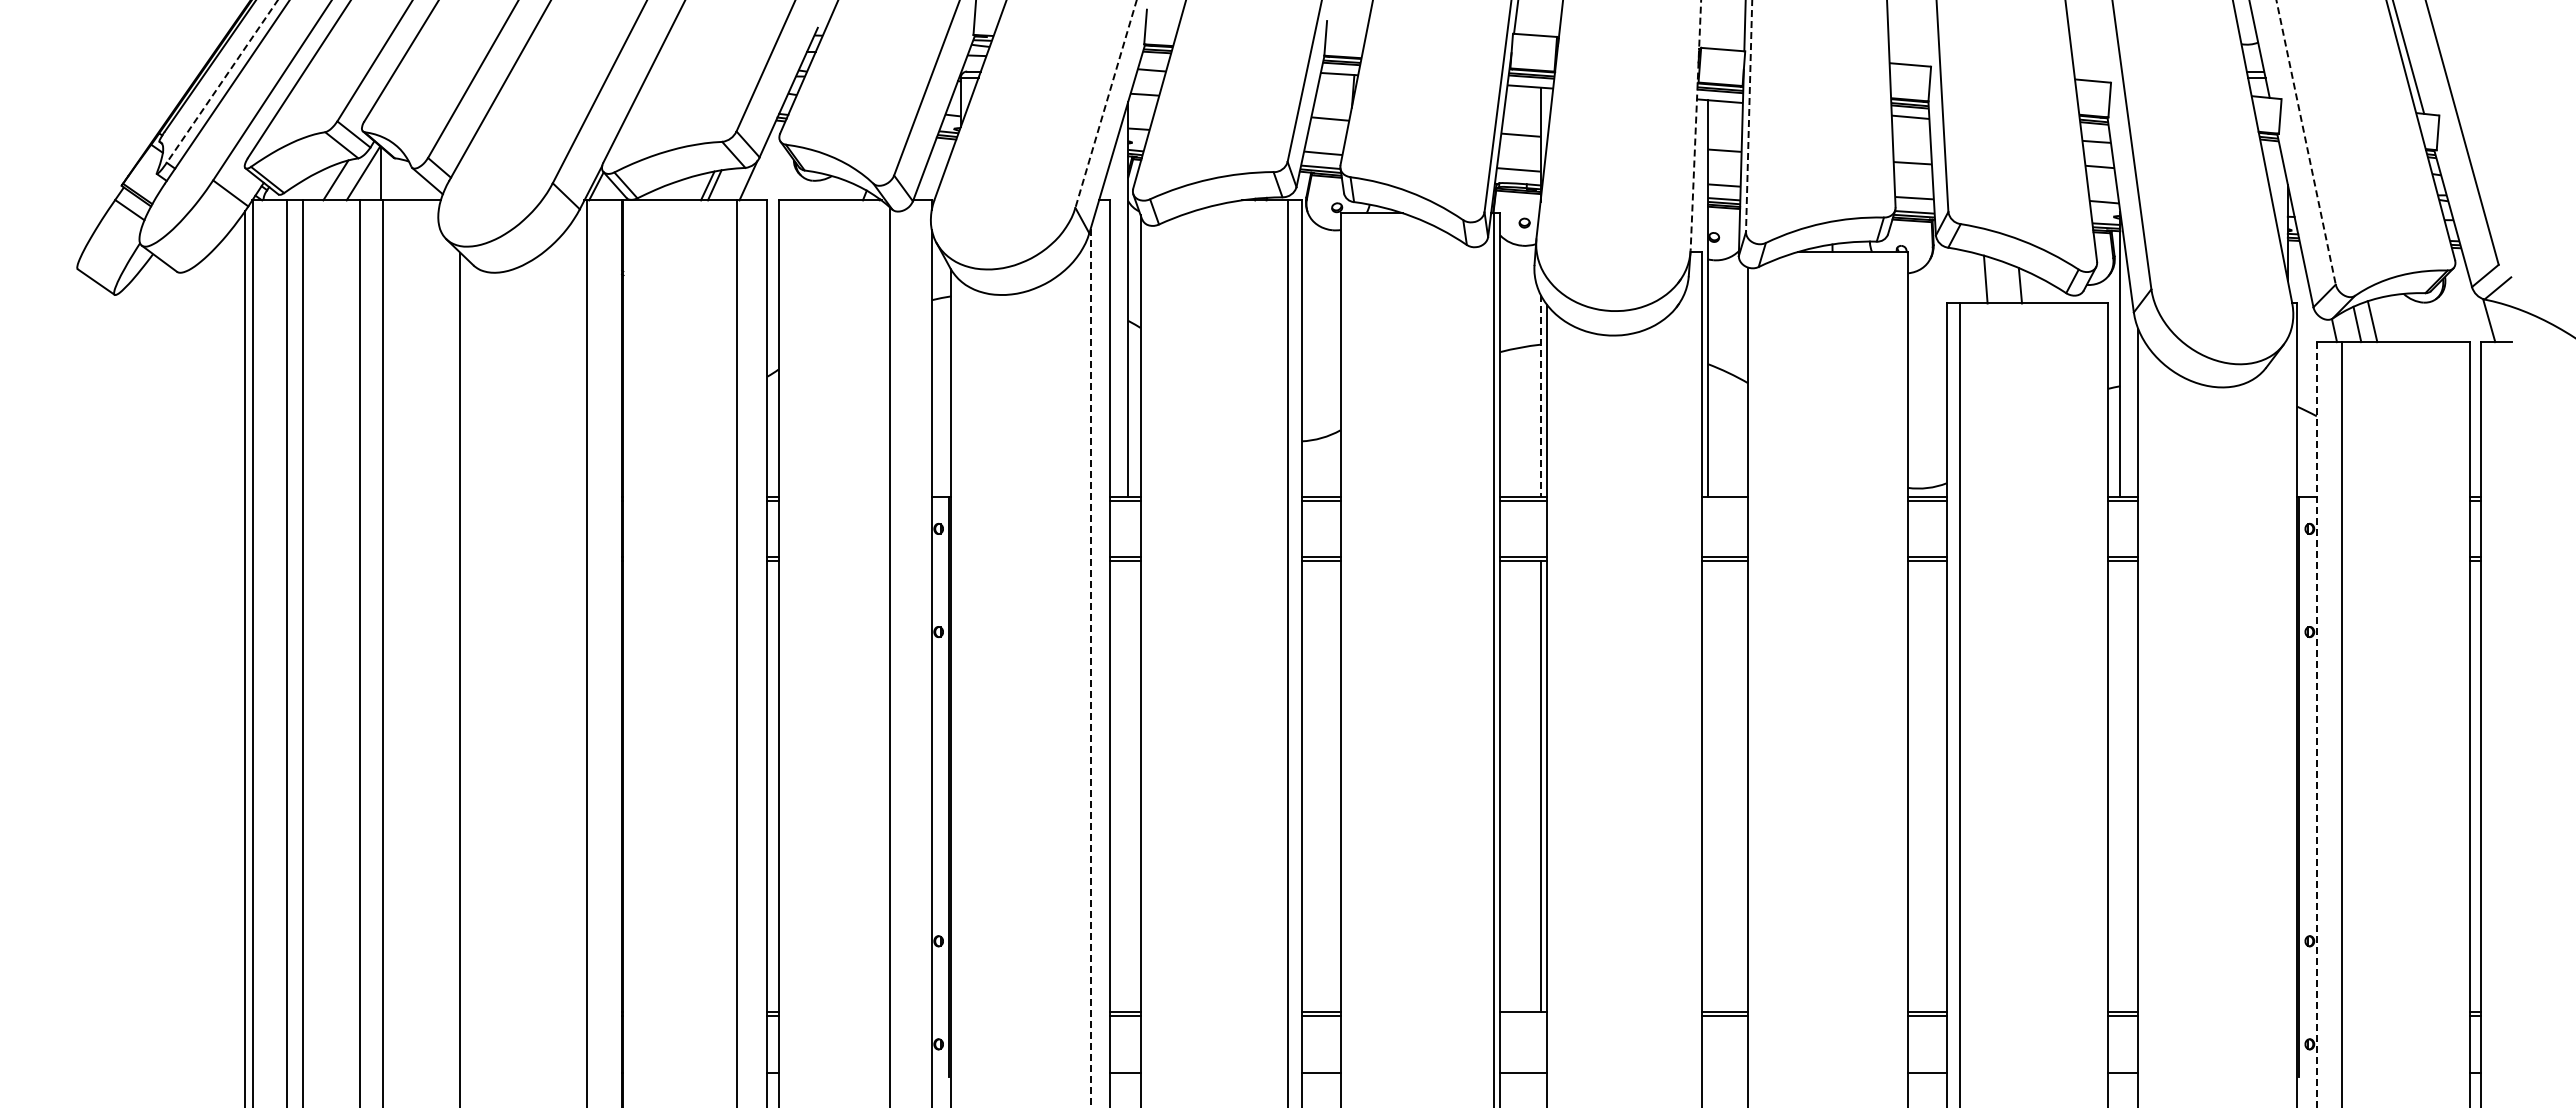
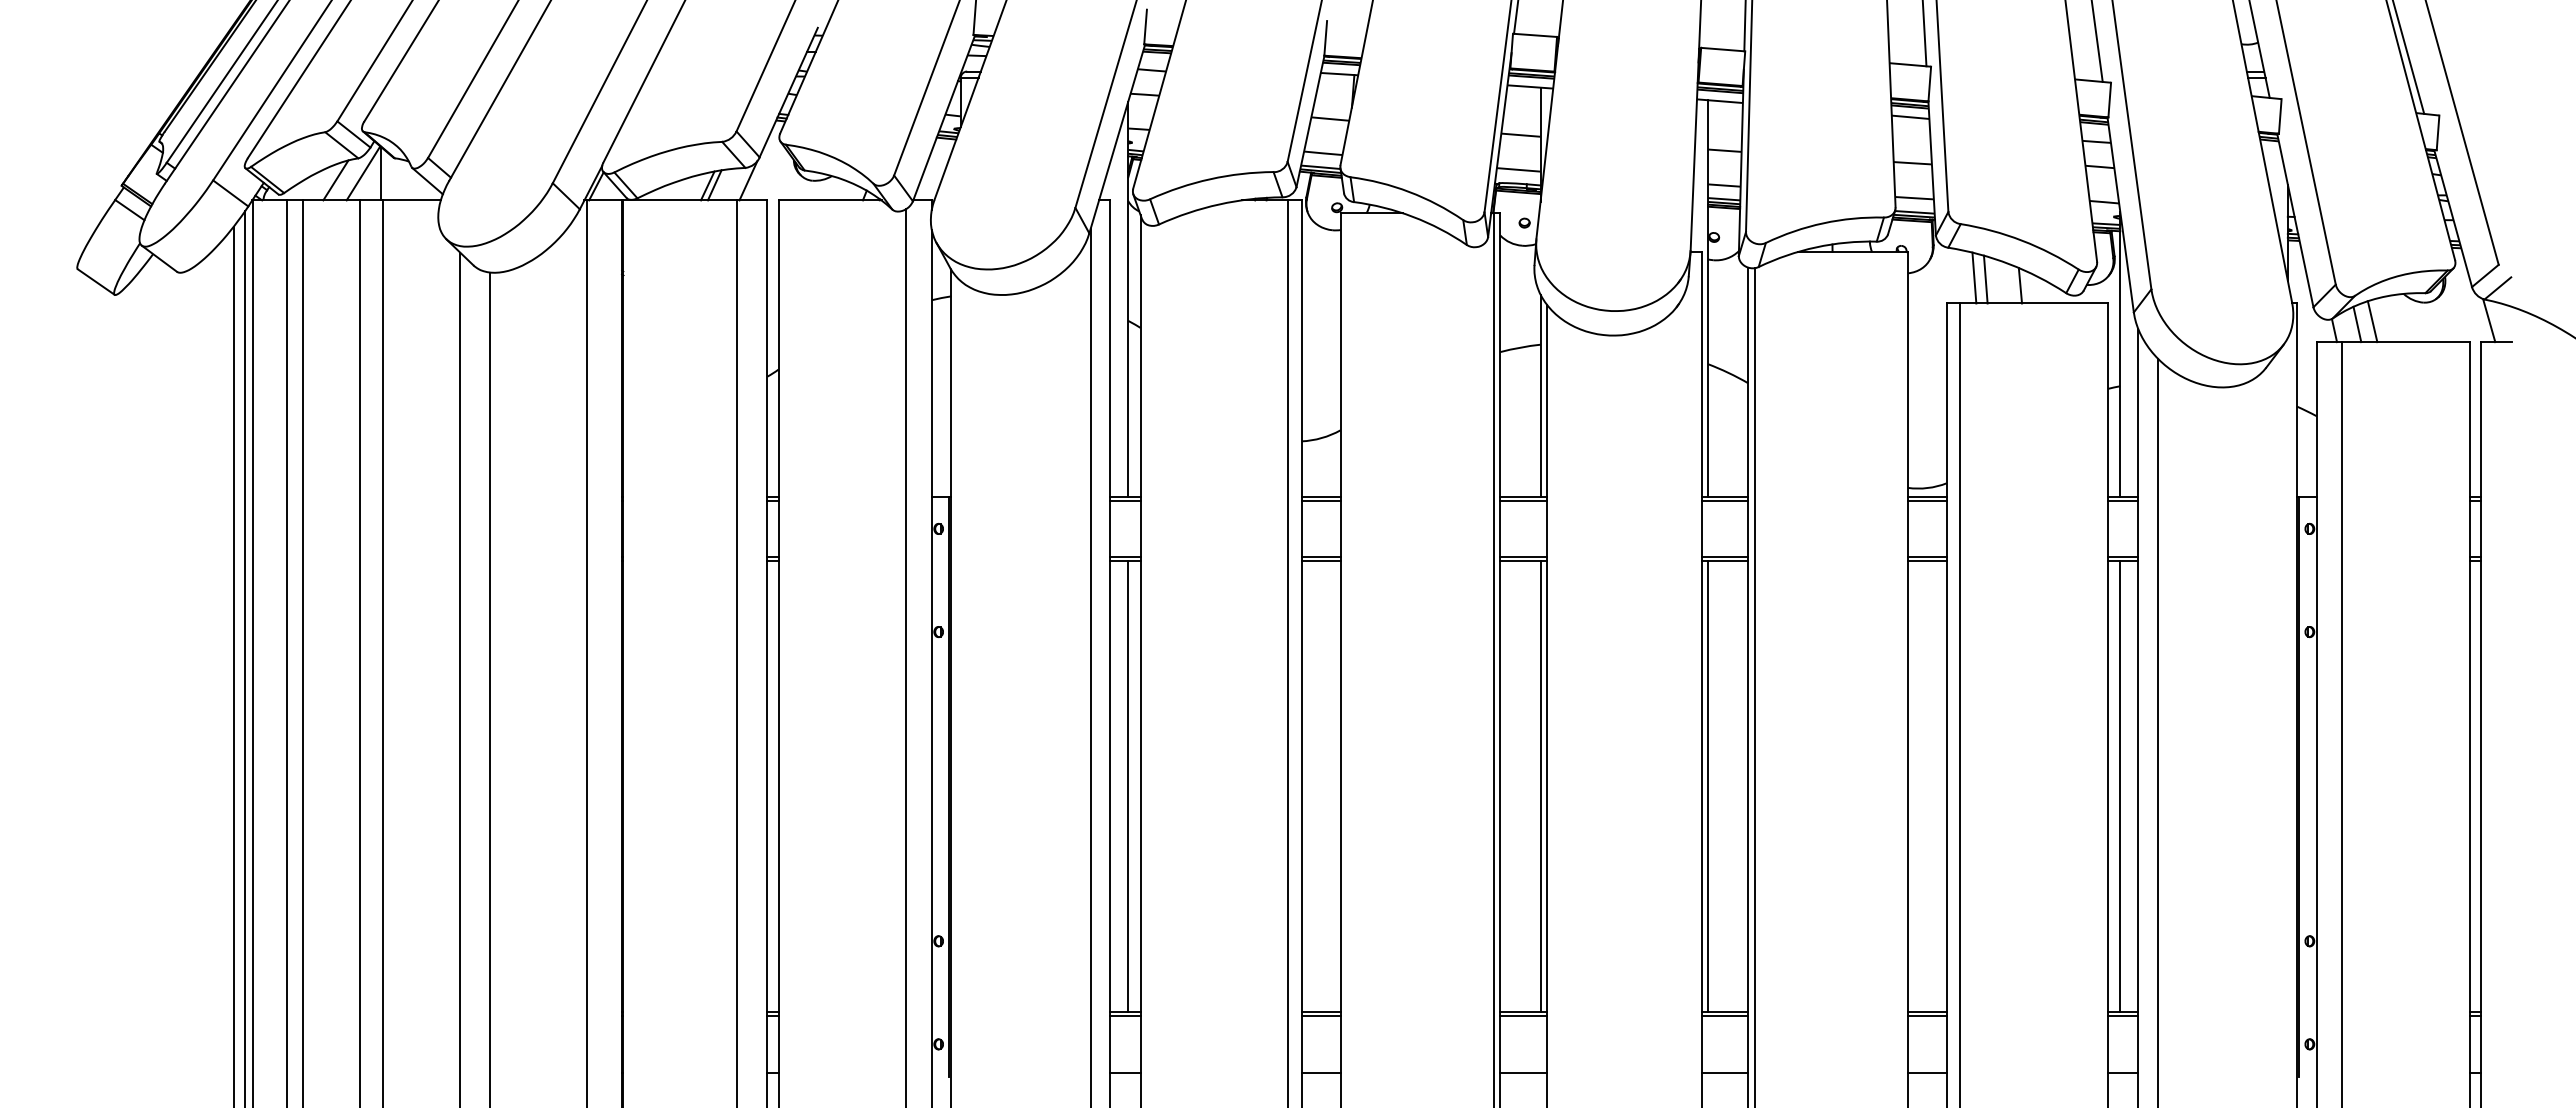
line: none -> present (1924, 34)
line: none -> present (2097, 41)
line: dashed -> solid (222, 81)
line: dashed -> solid (1106, 104)
line: dashed -> solid (1749, 116)
line: dashed -> solid (1695, 125)
line: dashed -> solid (2306, 142)
line: none -> present (1974, 277)
line: dashed -> solid (1540, 396)
line: none -> present (1724, 500)
line position: (890, 656) -> (906, 656) (906, 656)
line: none -> present (233, 665)
line: dashed -> solid (1090, 668)
line: none -> present (1755, 686)
line: none -> present (490, 688)
line: dashed -> solid (2316, 724)
line: none -> present (2157, 731)
line: none -> present (1128, 786)
line: none -> present (1708, 786)
line: none -> present (2120, 786)
line: none -> present (1523, 1016)
line: none -> present (1724, 1072)
